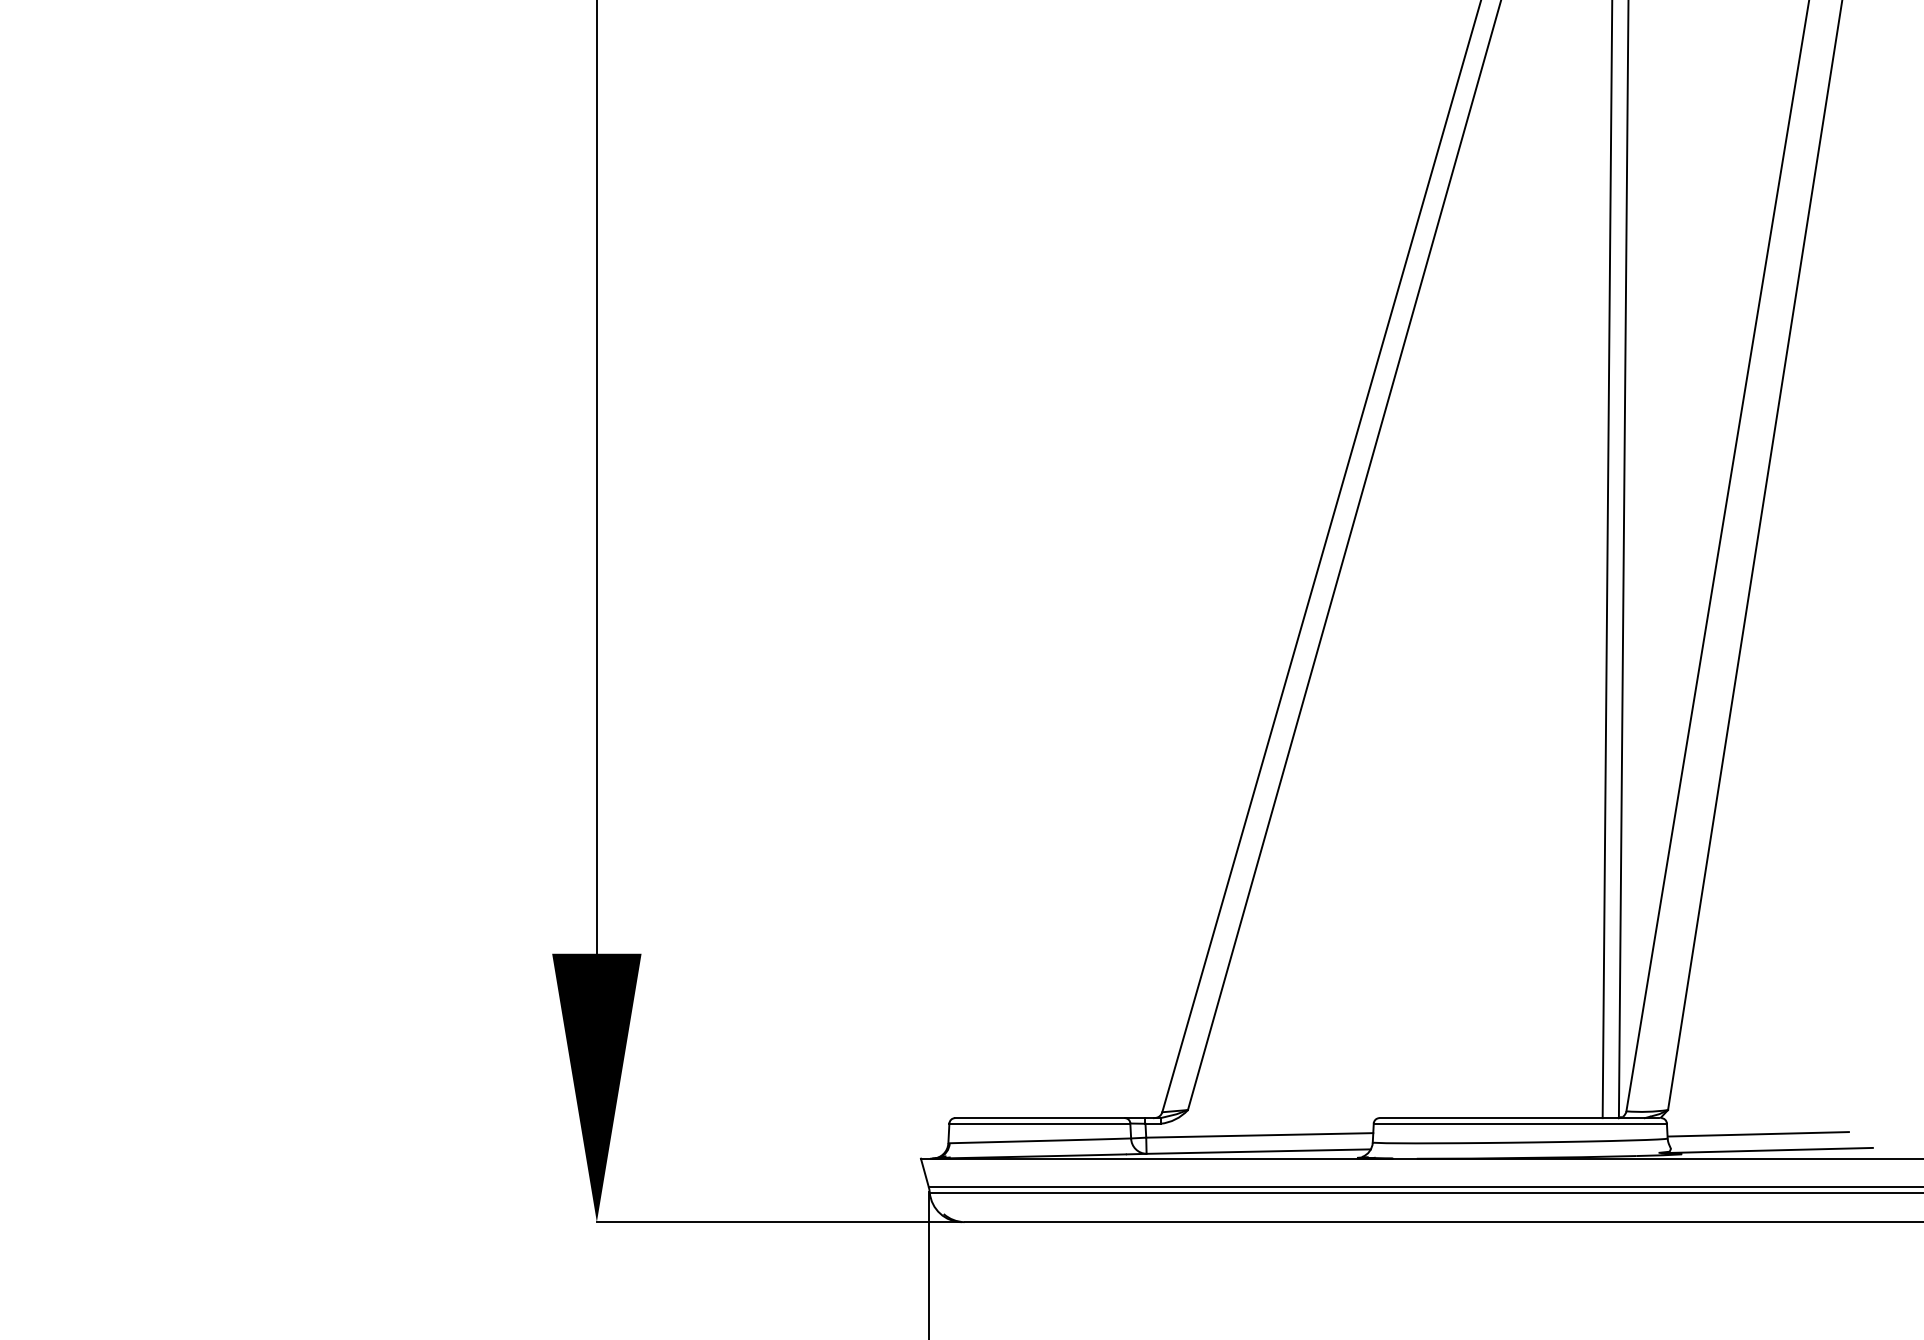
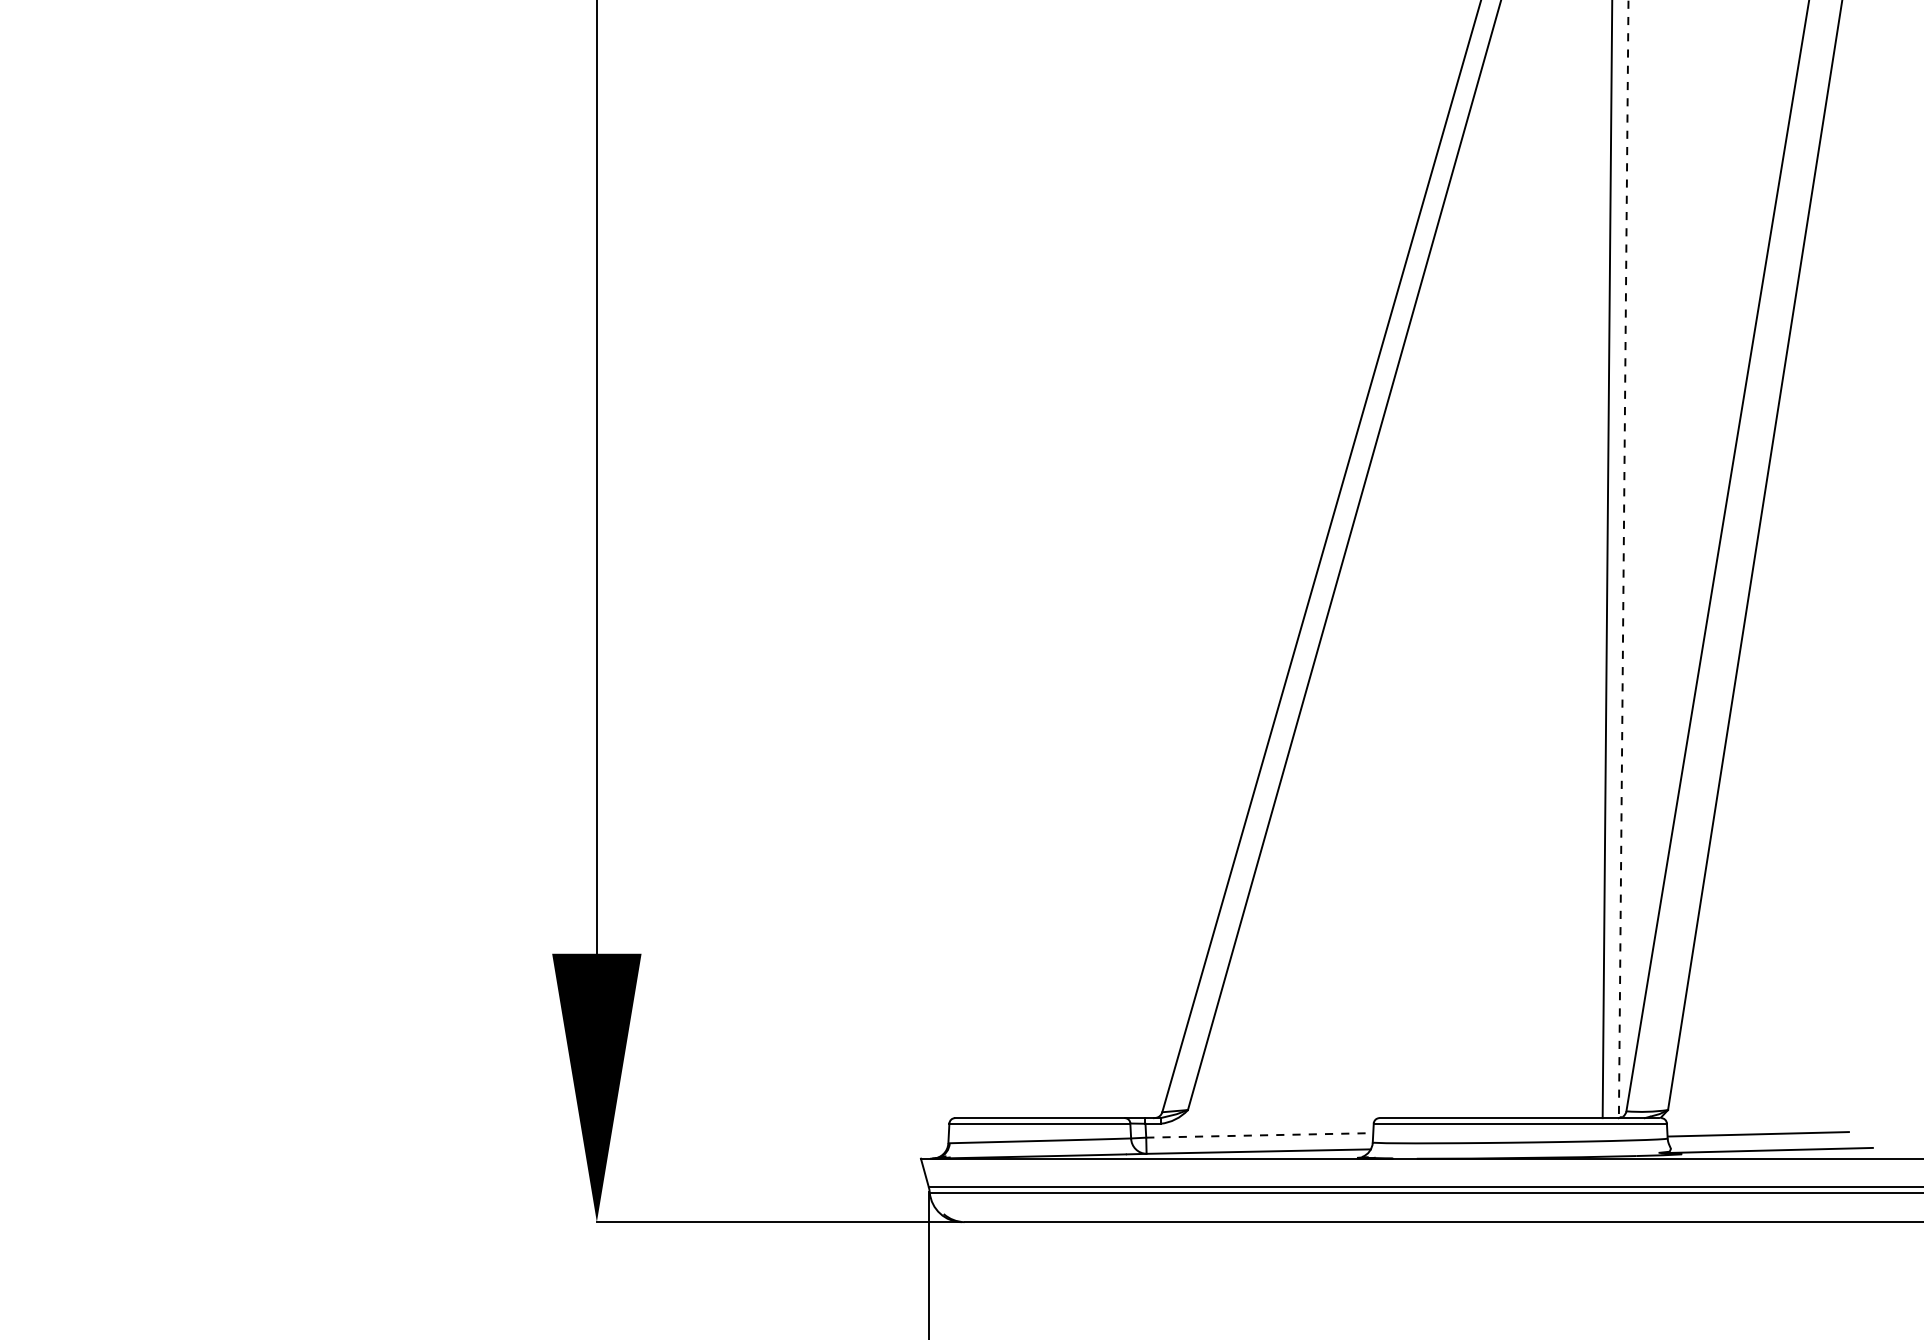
line: solid -> dashed (1623, 559)
line: solid -> dashed (1259, 1135)
